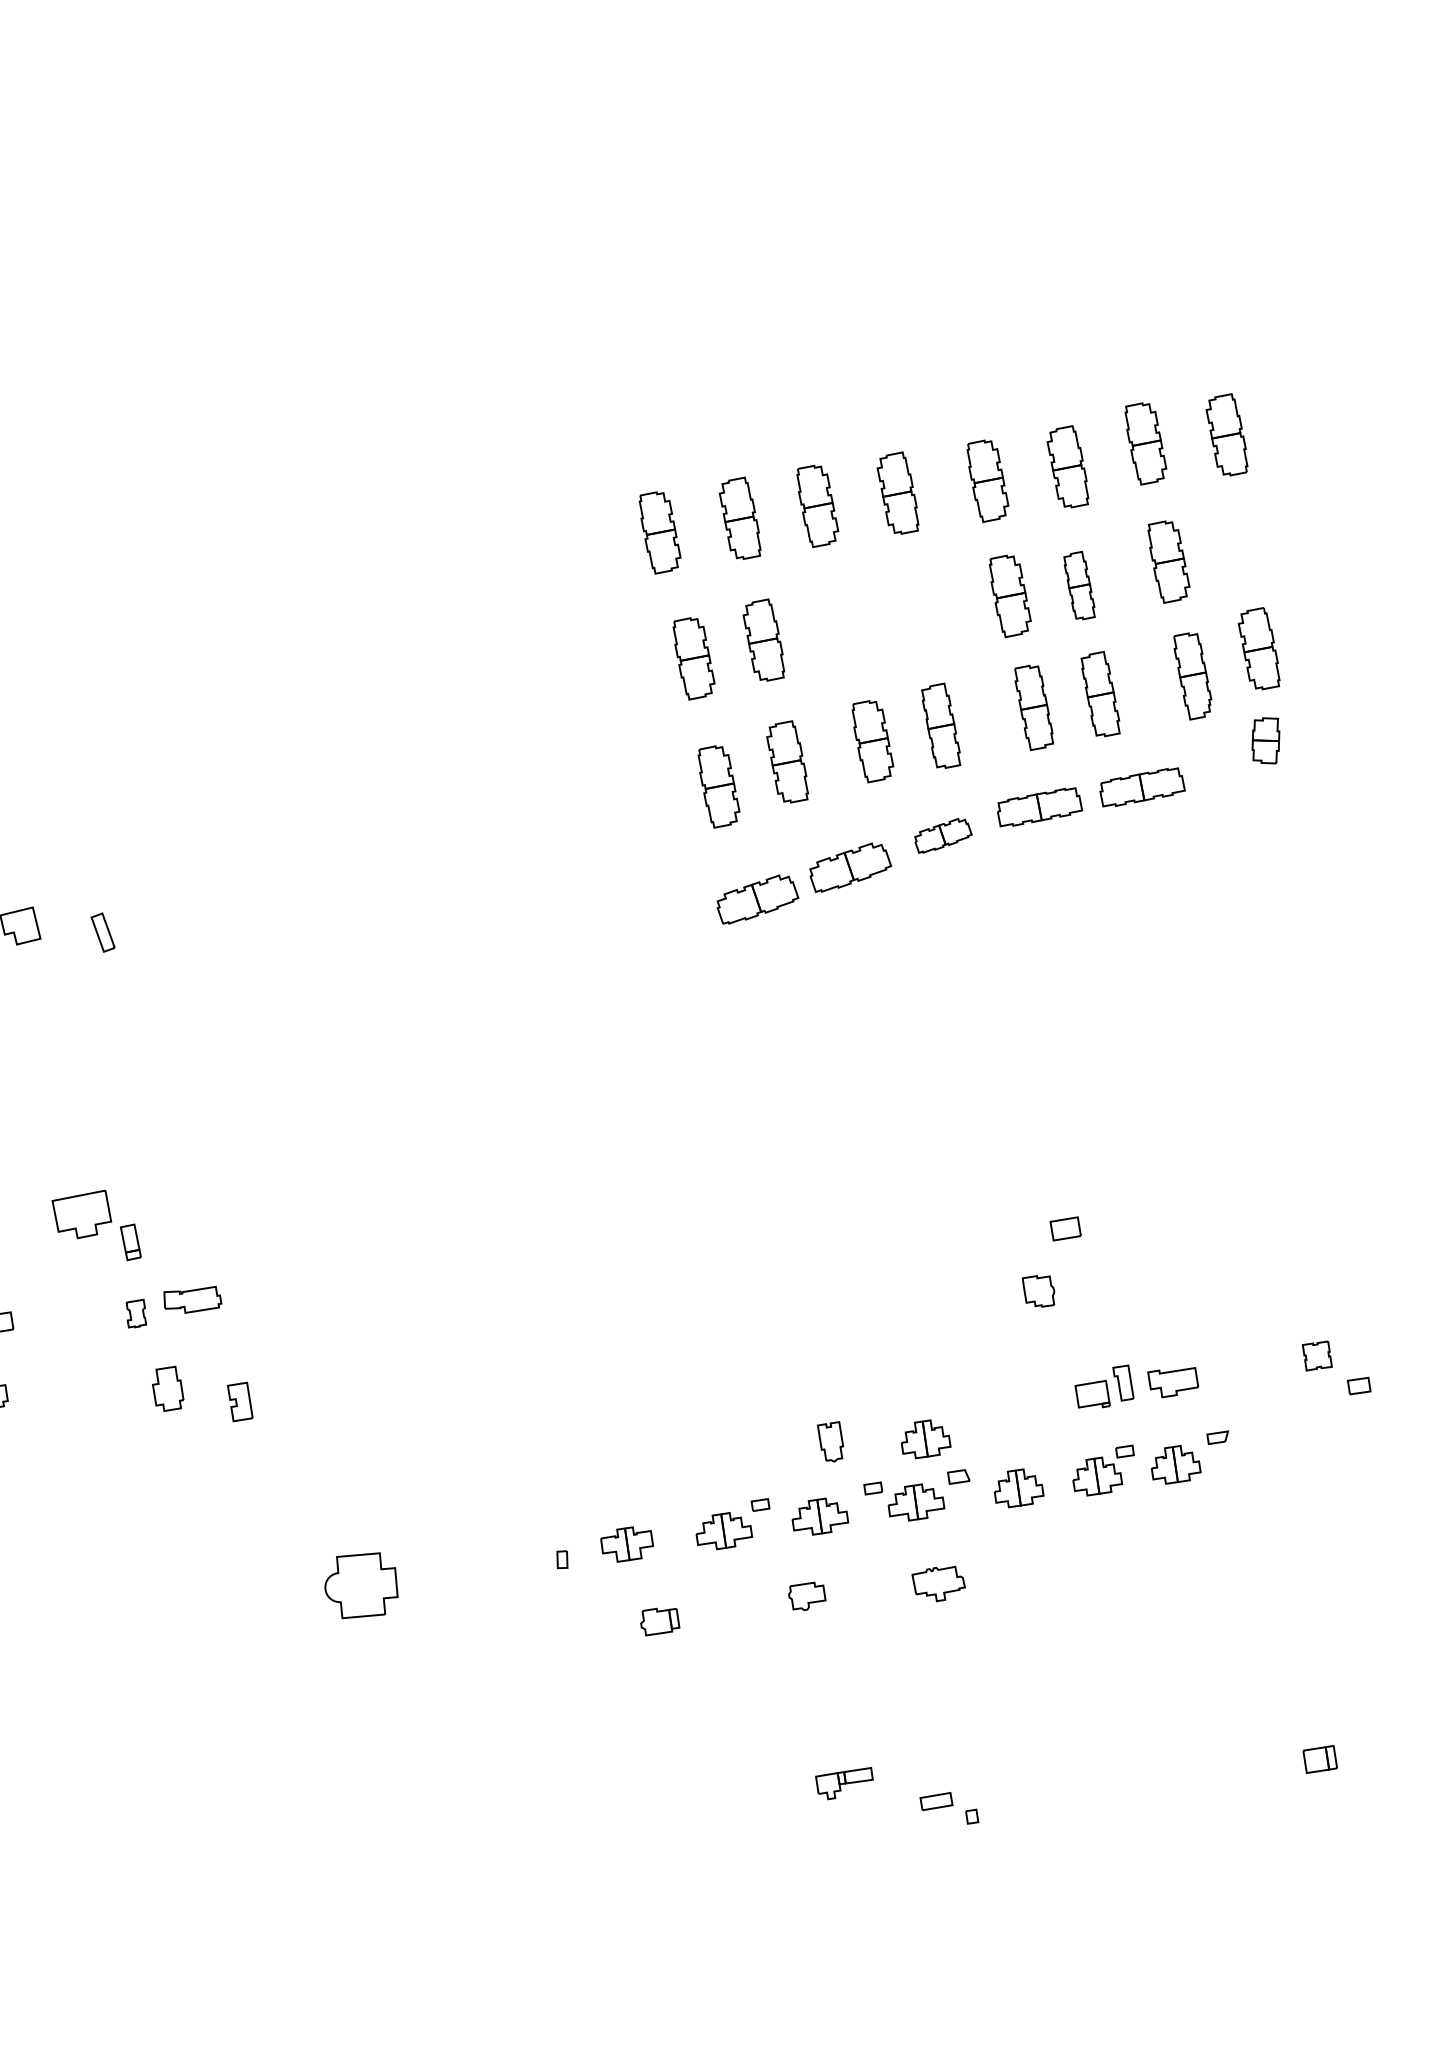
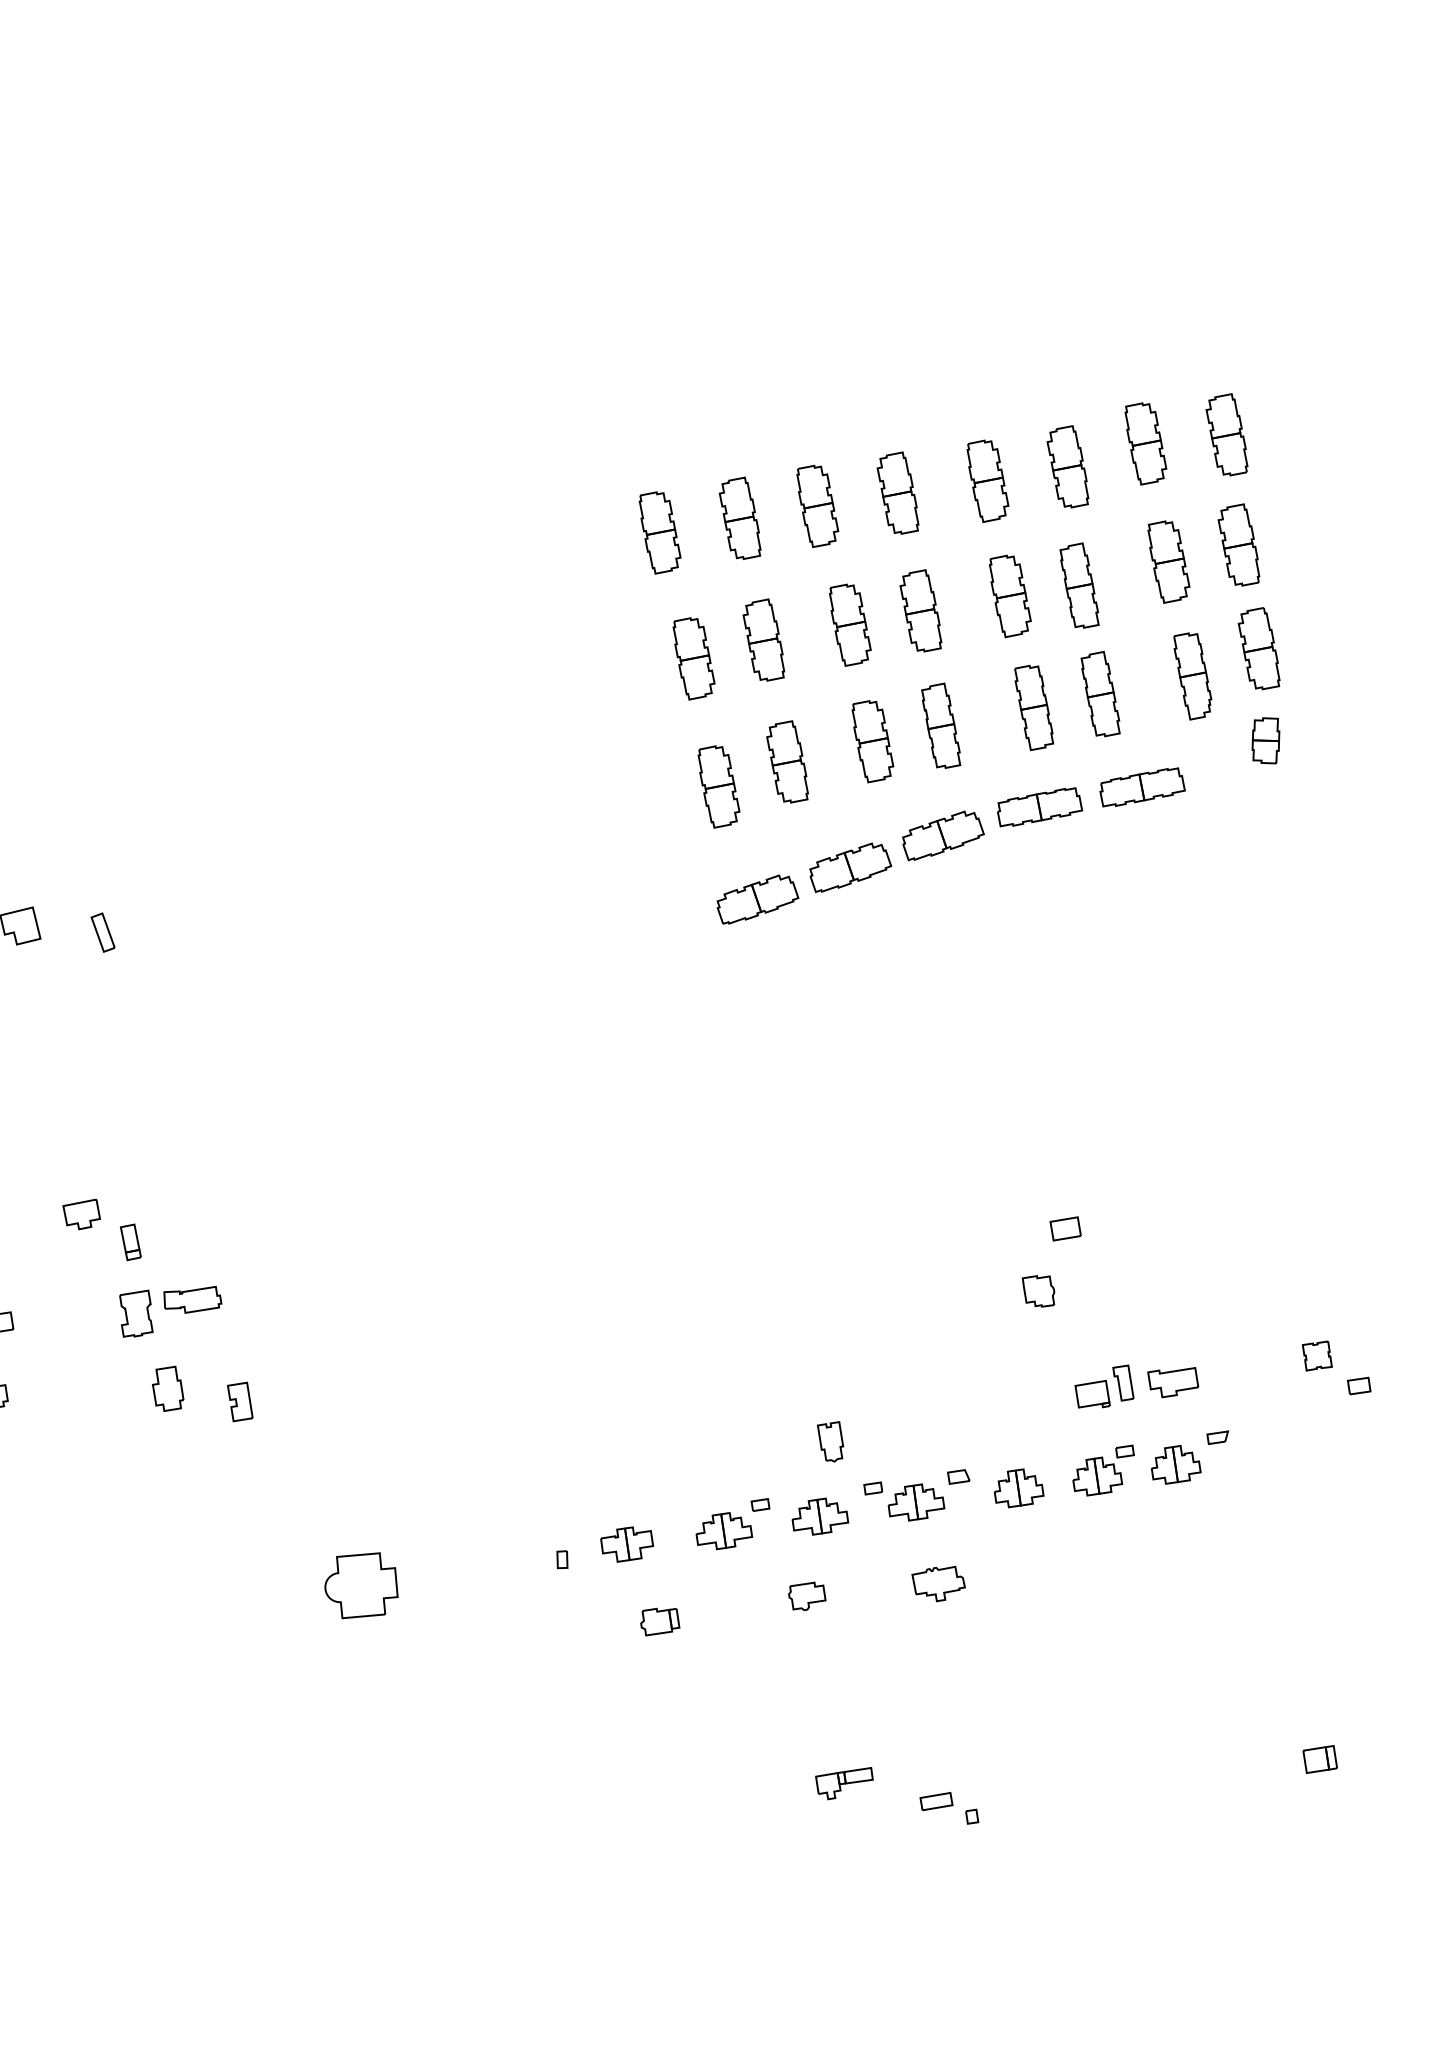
part: none -> present (1238, 544)
part size: 33x71 px -> 41x87 px (1079, 585)
part: none -> present (920, 610)
part: none -> present (850, 624)
part size: 59x36 px -> 83x52 px (943, 835)
part size: 62x51 px -> 39x33 px (81, 1214)
part size: 23x31 px -> 35x49 px (136, 1313)
part: present -> none (925, 1439)
